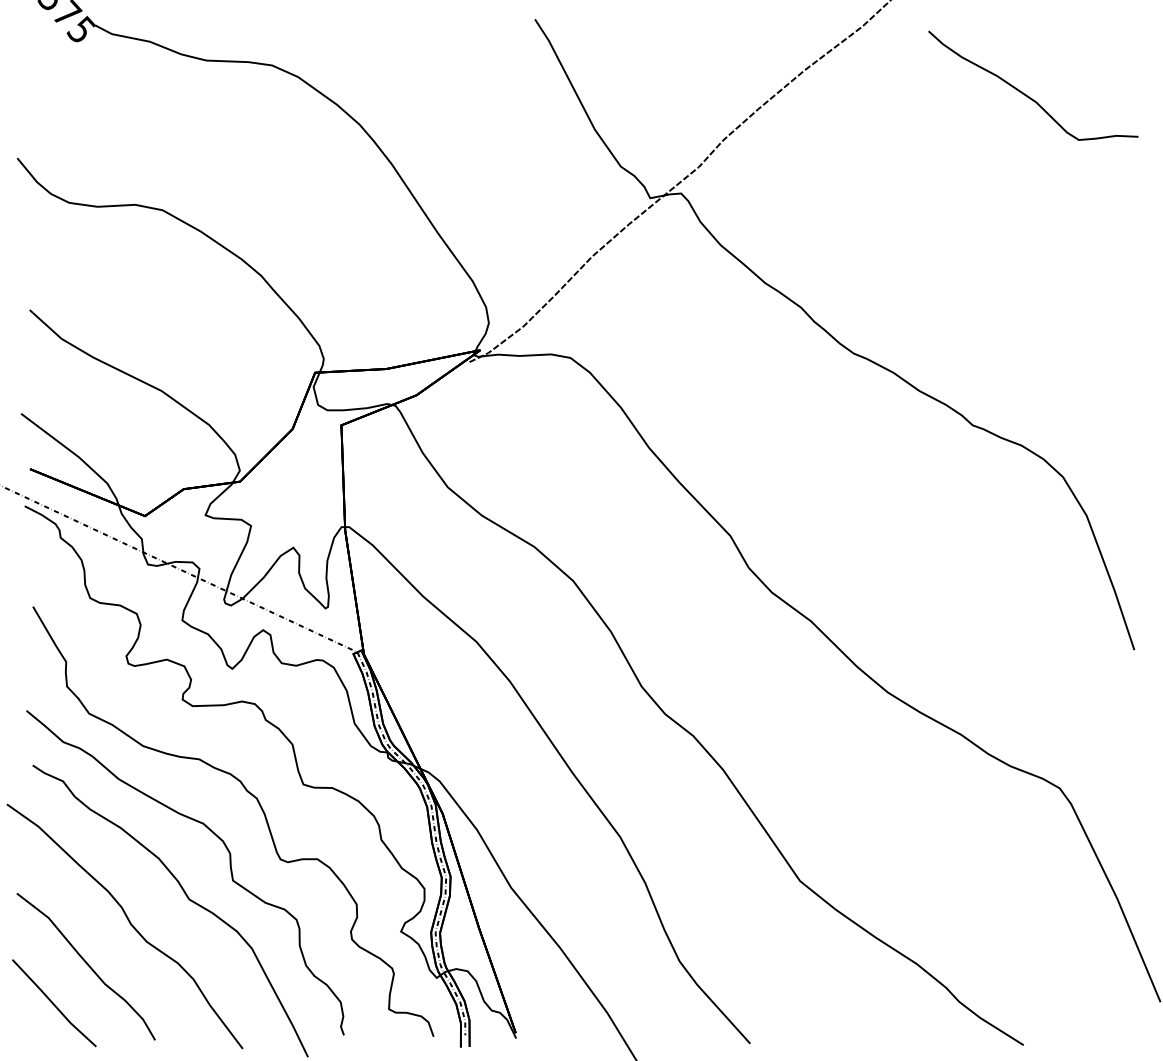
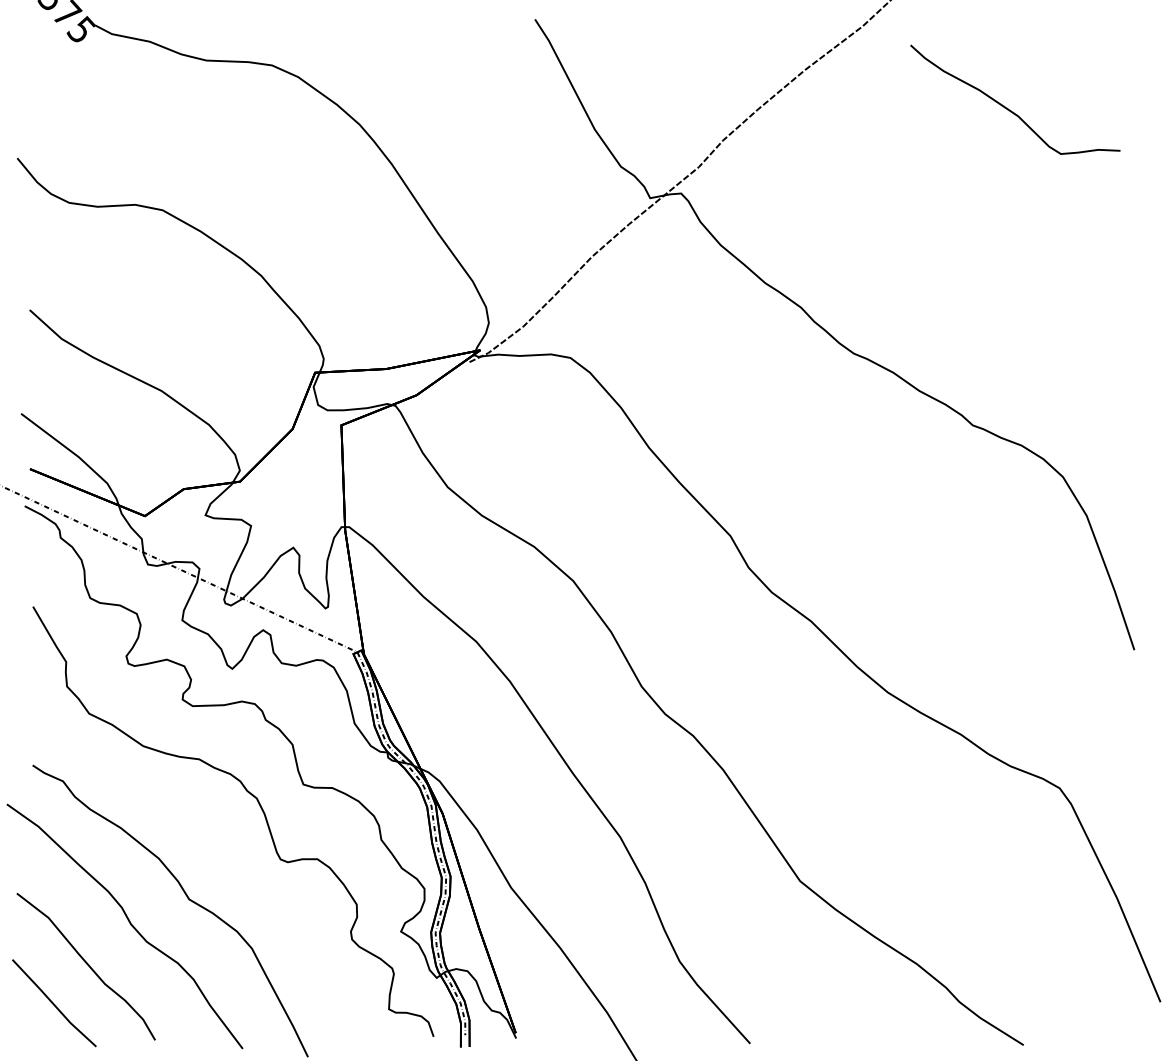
curve position: (1025, 93) -> (1007, 107) (1007, 107)
curve: present -> none (229, 866)
